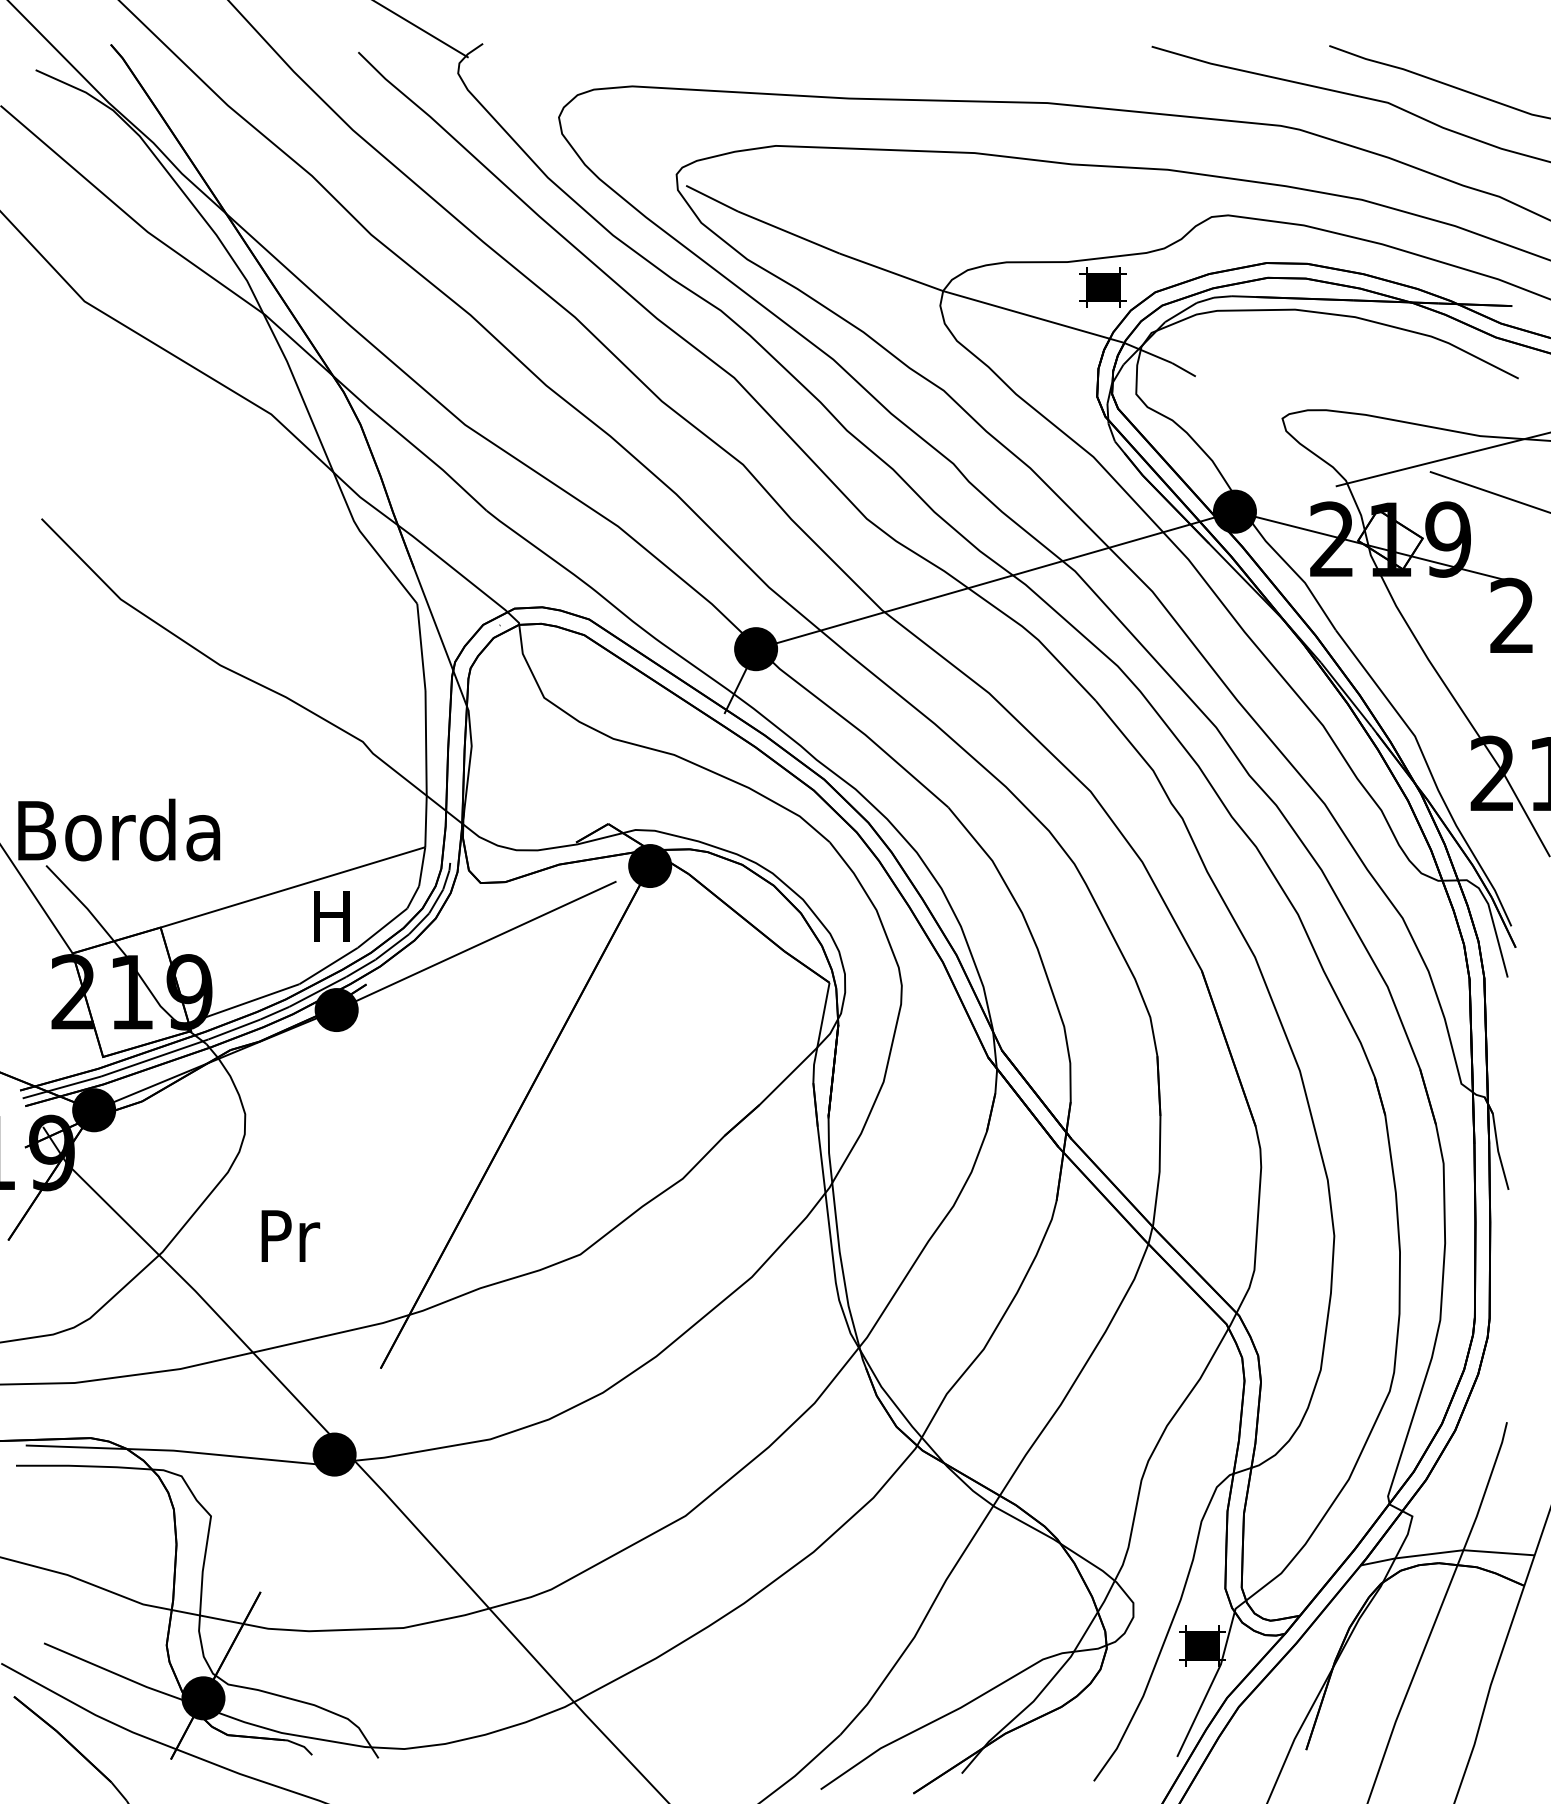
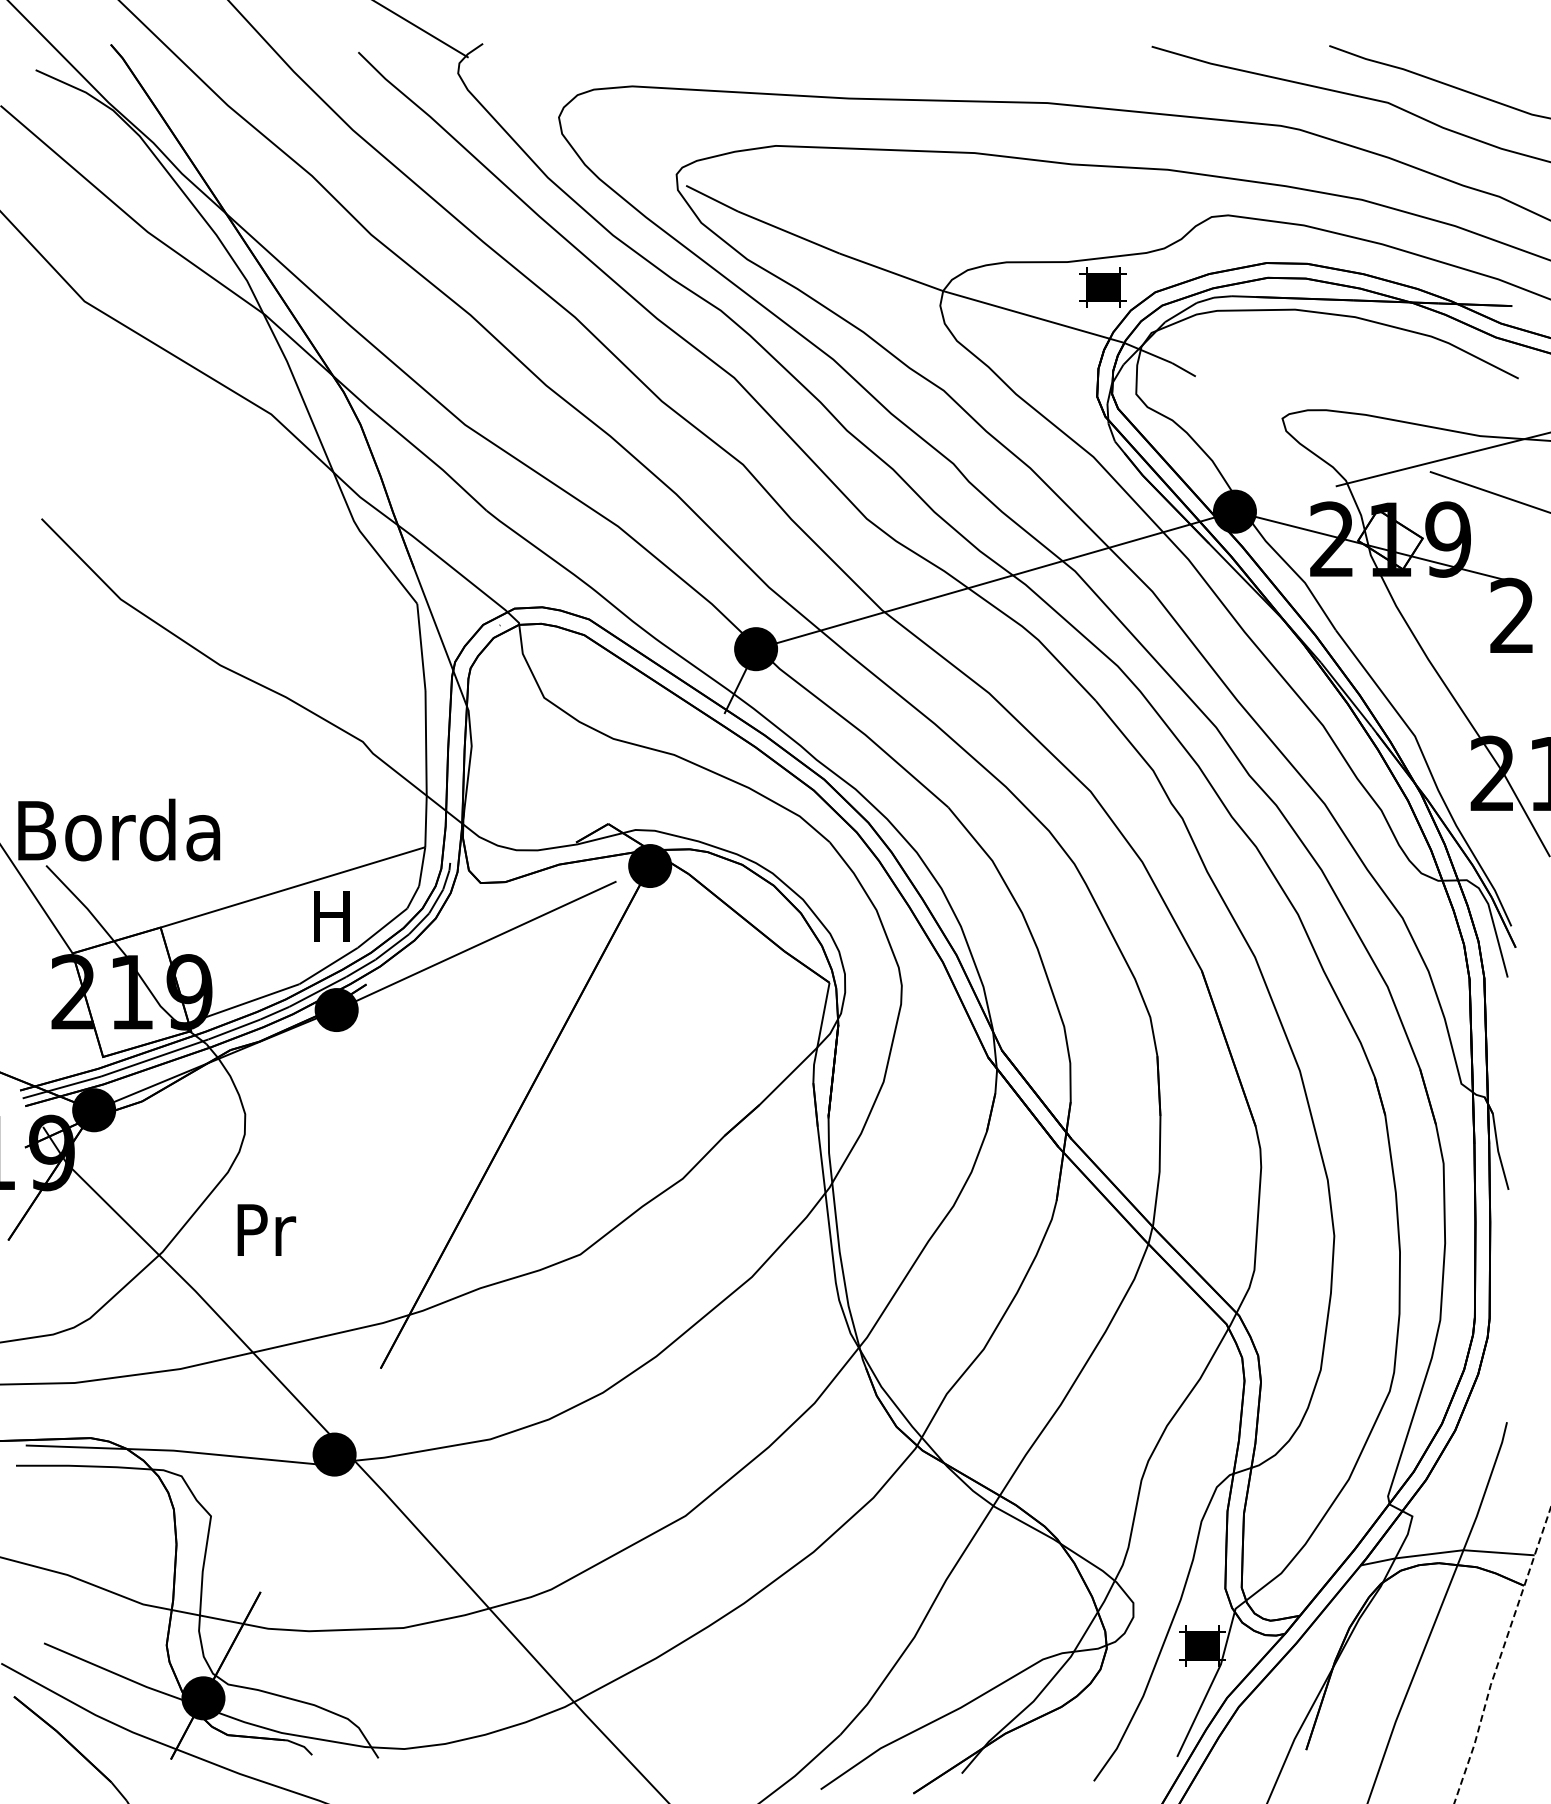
text position: (290, 1235) -> (266, 1229) (266, 1229)
line: solid -> dashed (1500, 1655)
